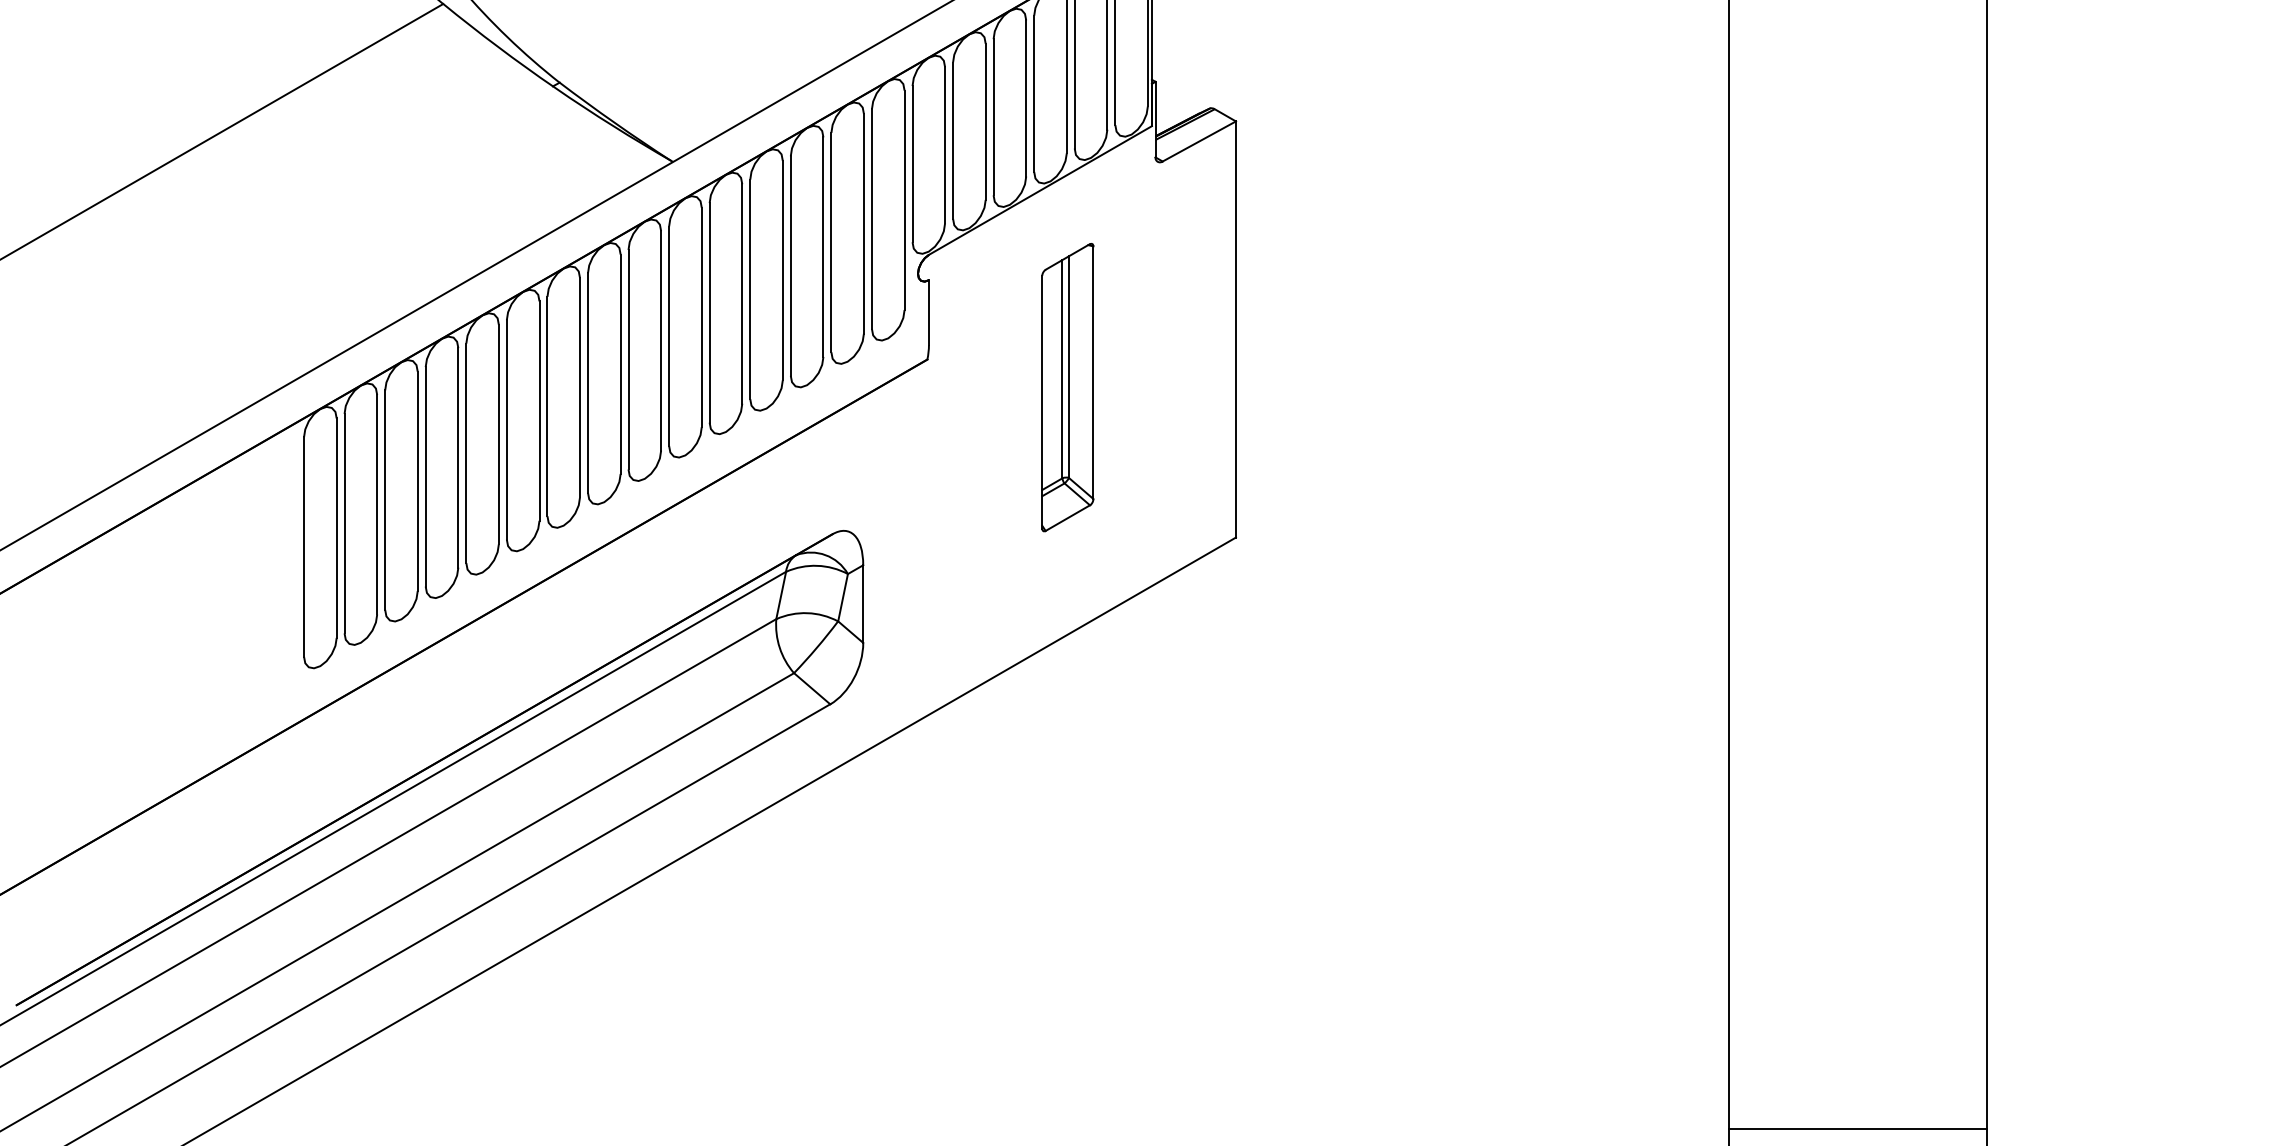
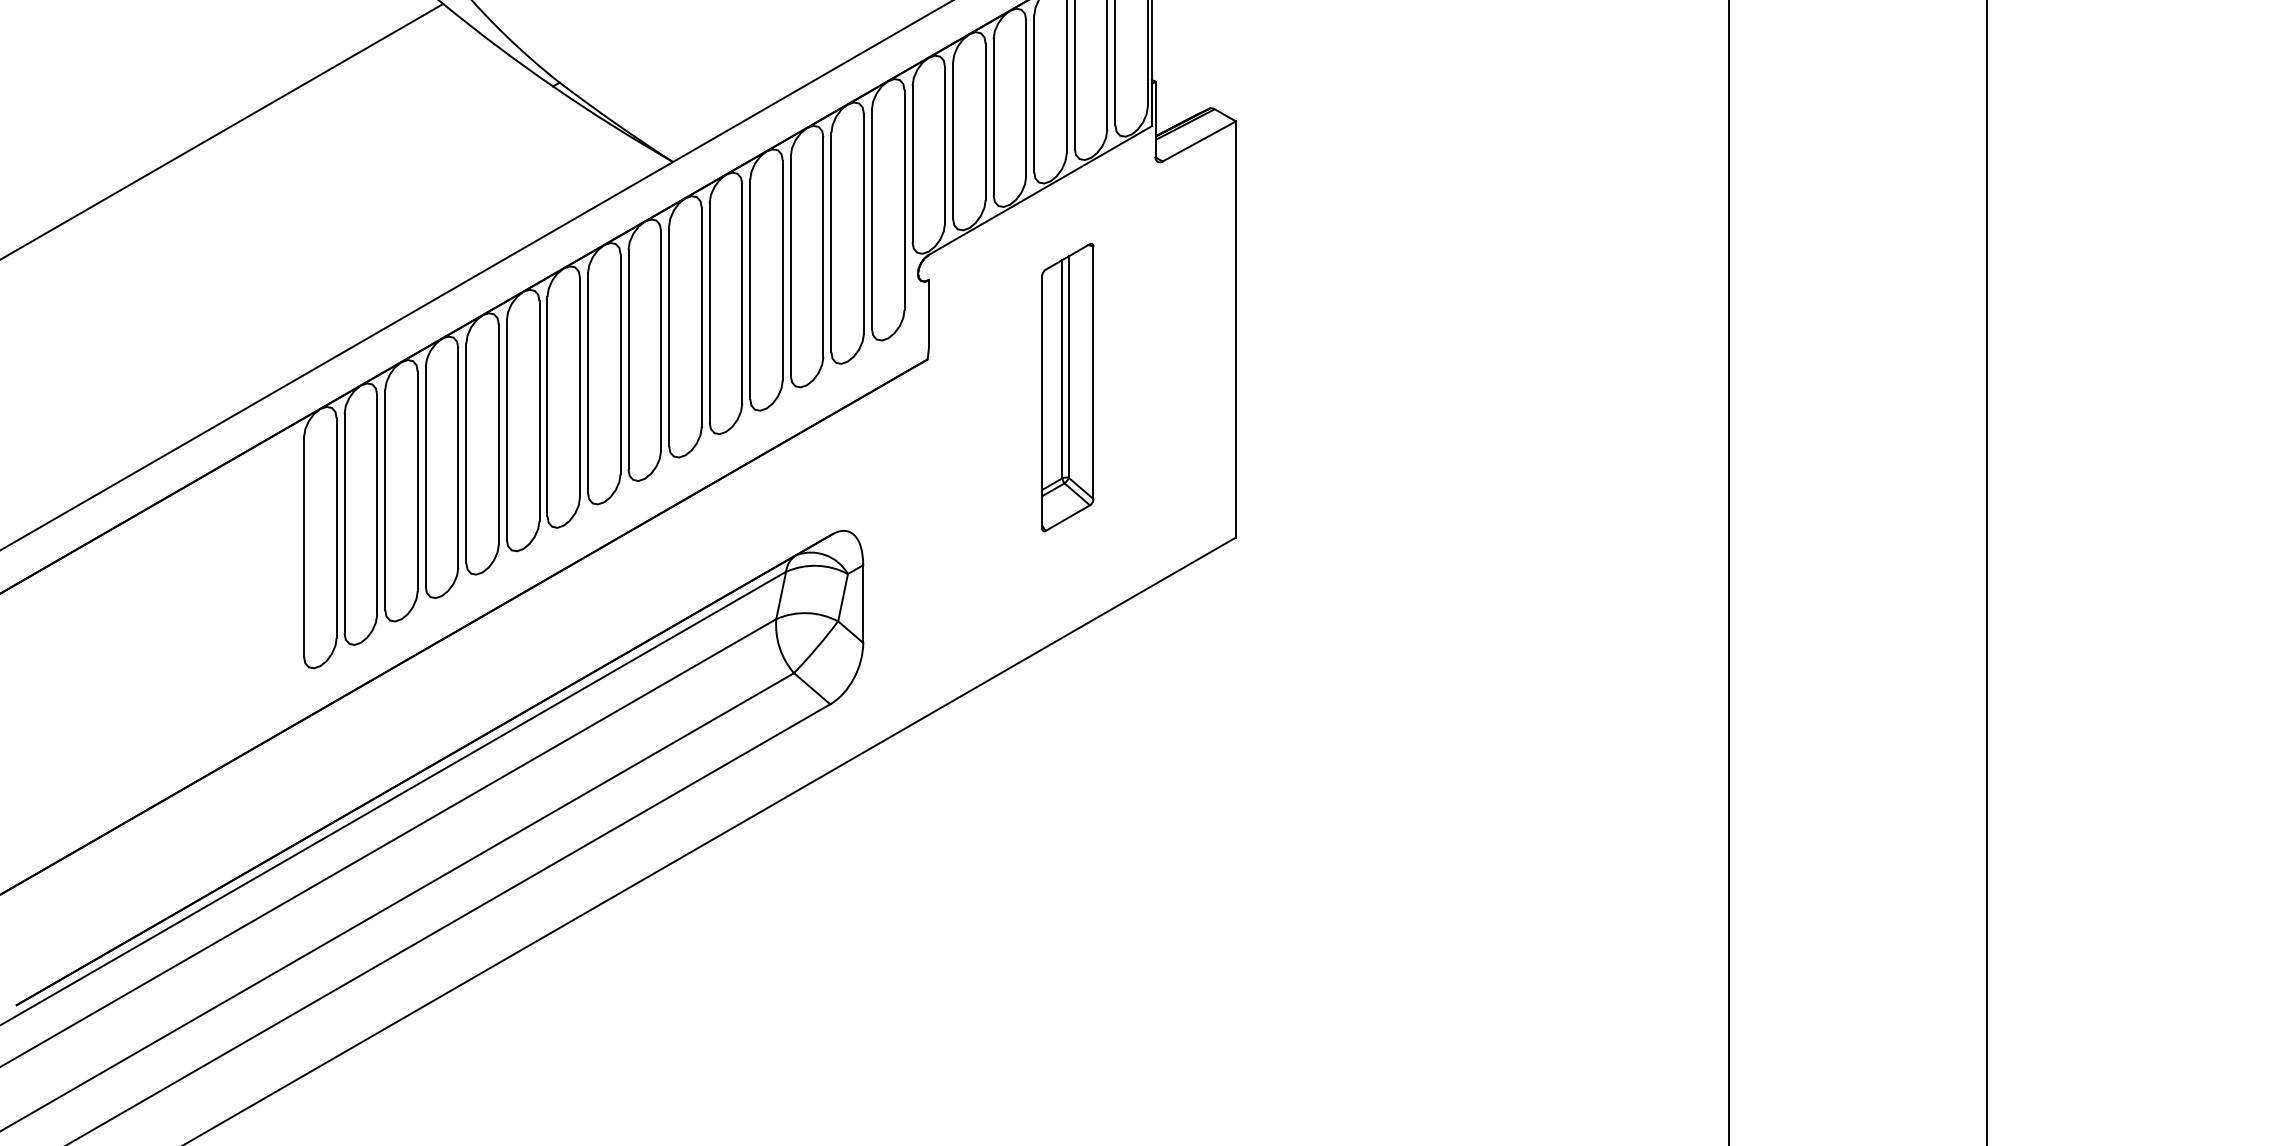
line: present -> none (1857, 1129)
